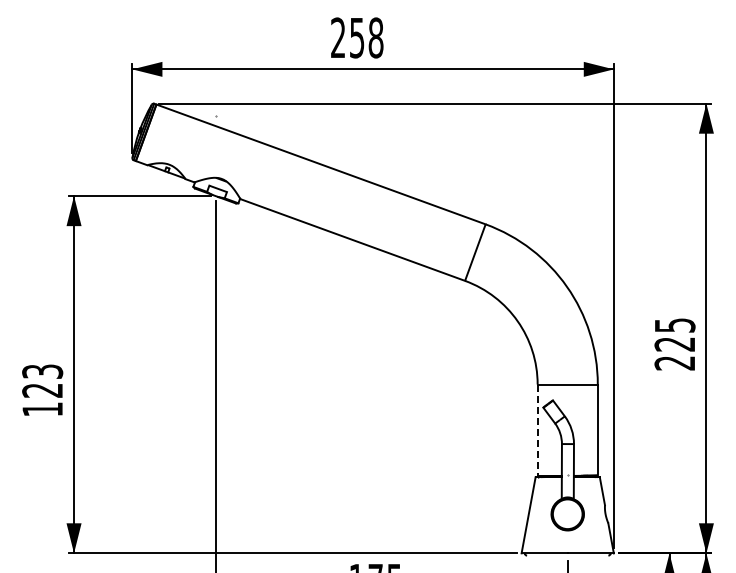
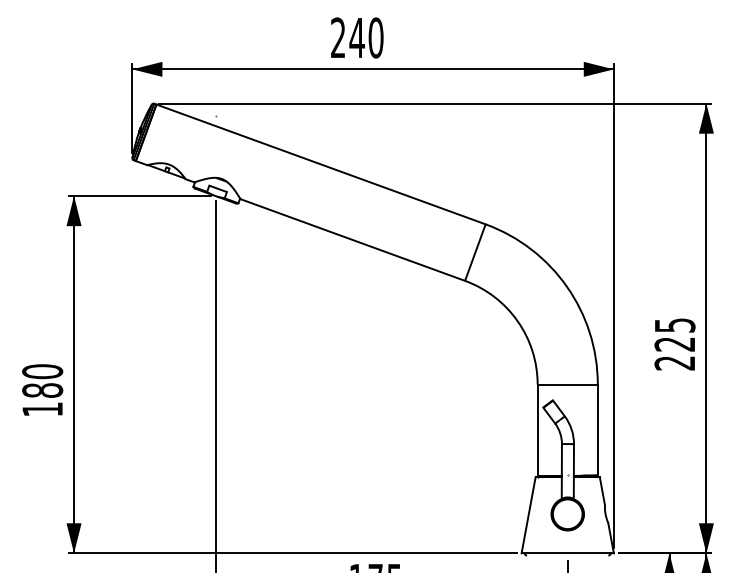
text: 258 -> 240 (366, 37)
text: 123 -> 180 (42, 380)
line: dashed -> solid (537, 430)
